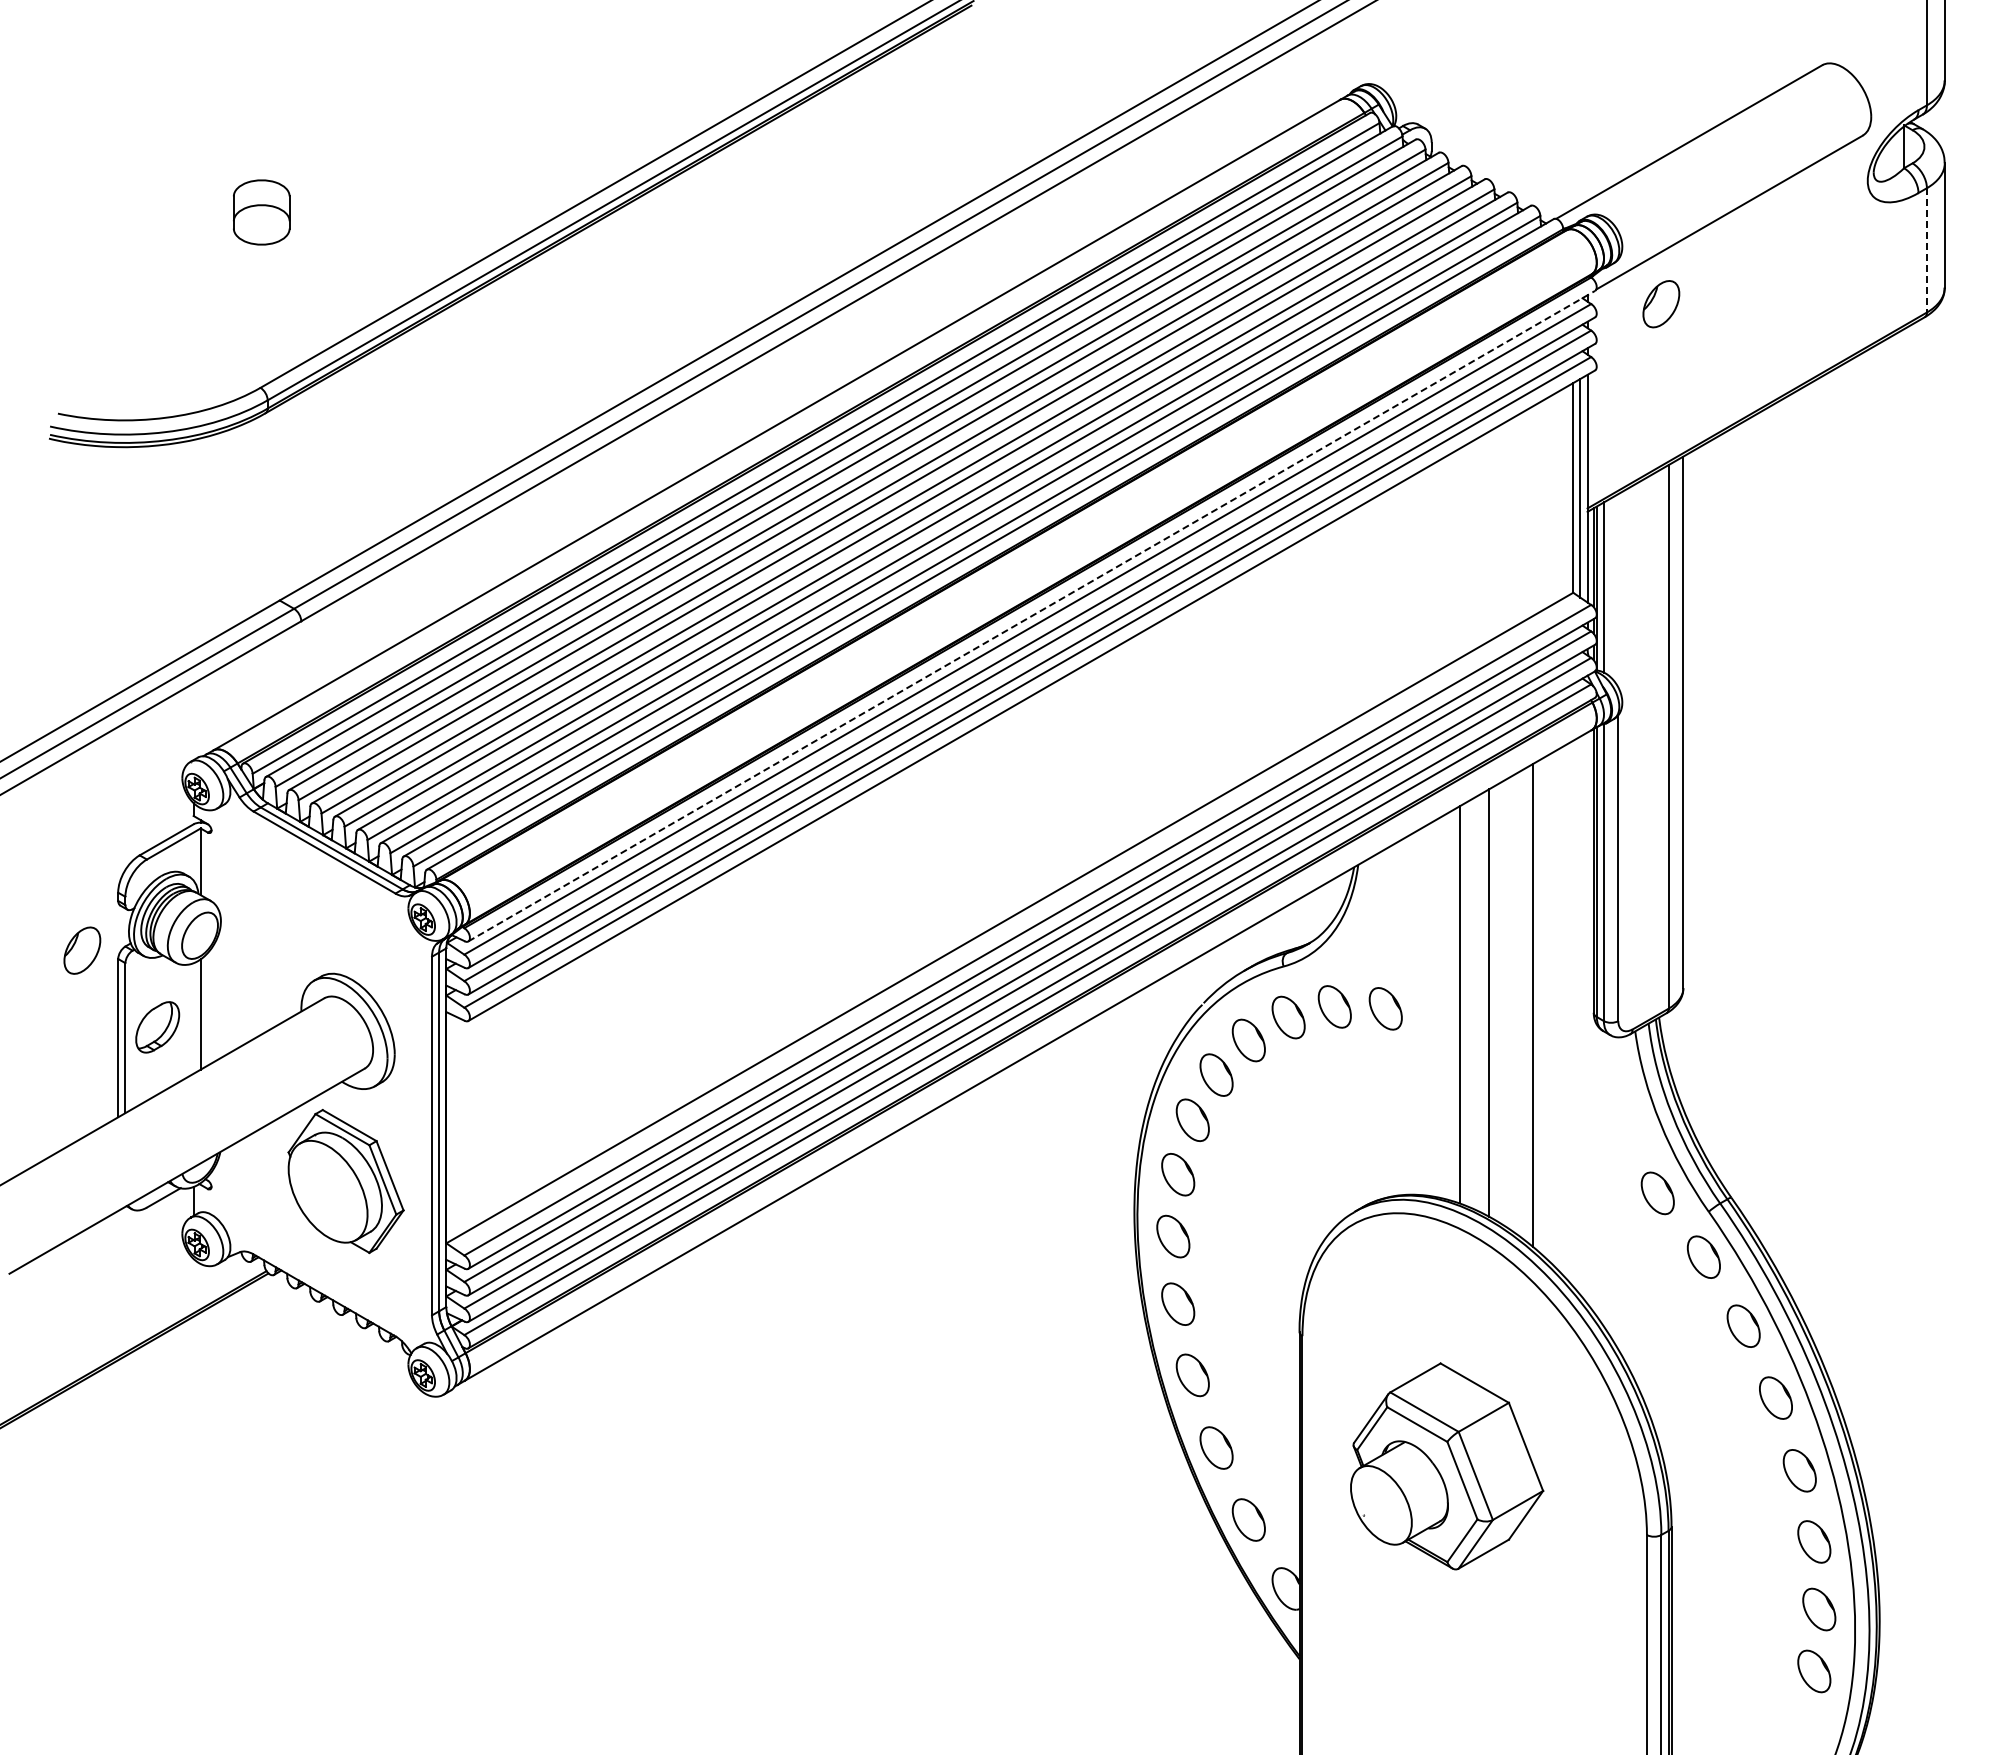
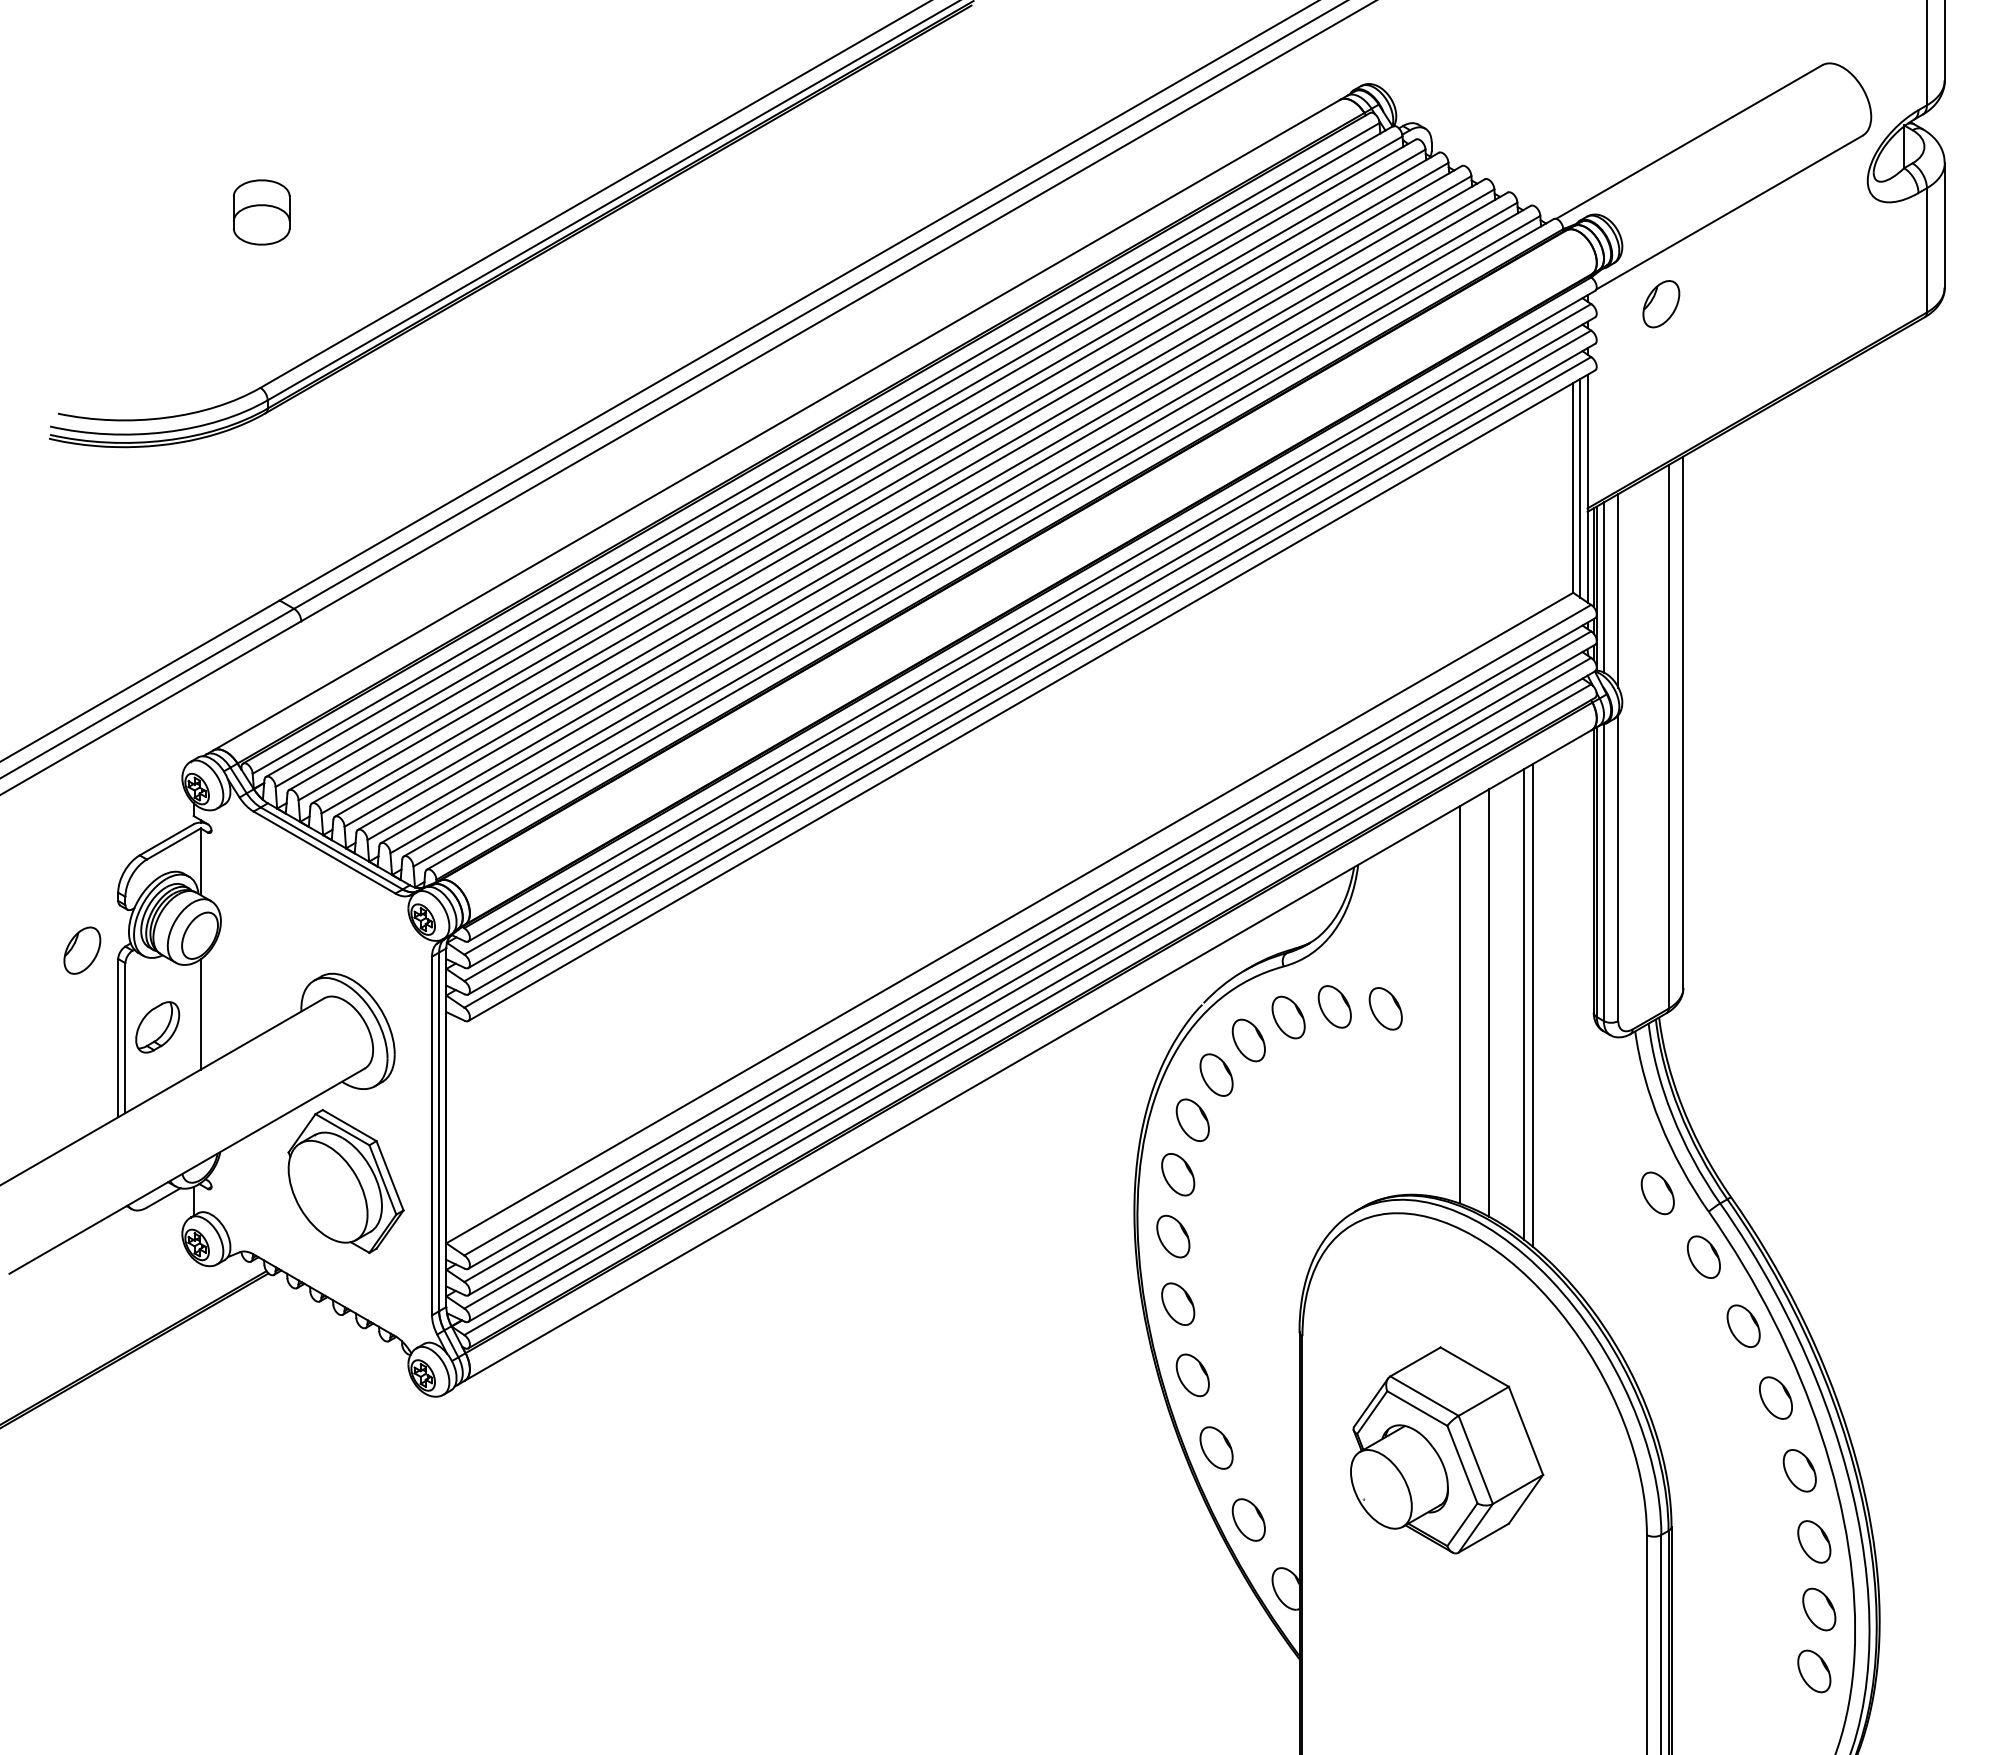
line: dashed -> solid (1926, 250)
line: none -> present (1618, 590)
line: dashed -> solid (1031, 616)
line: none -> present (1523, 1004)
part position: (1447, 1466) -> (1447, 1450) (1447, 1450)
